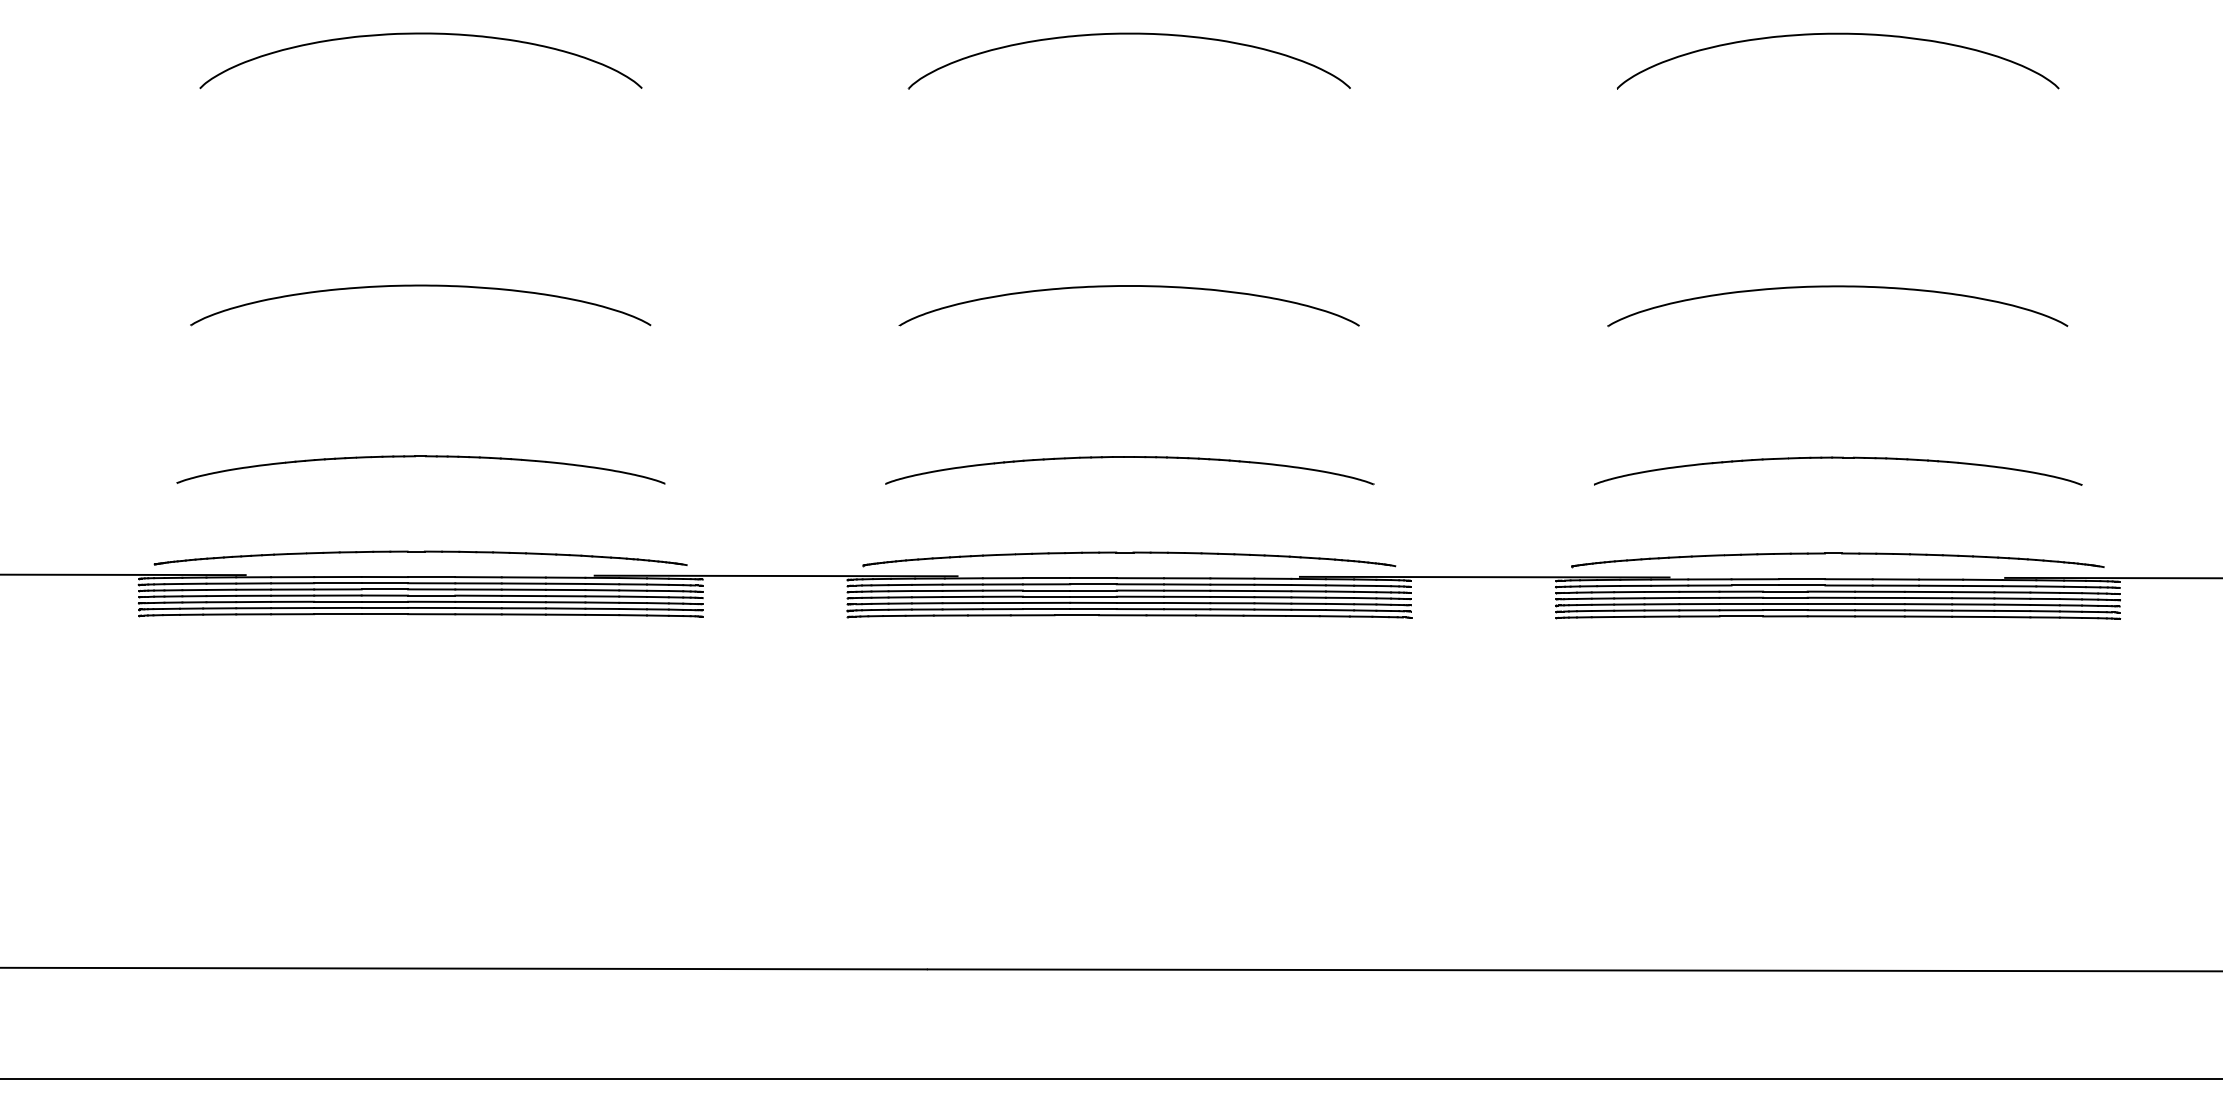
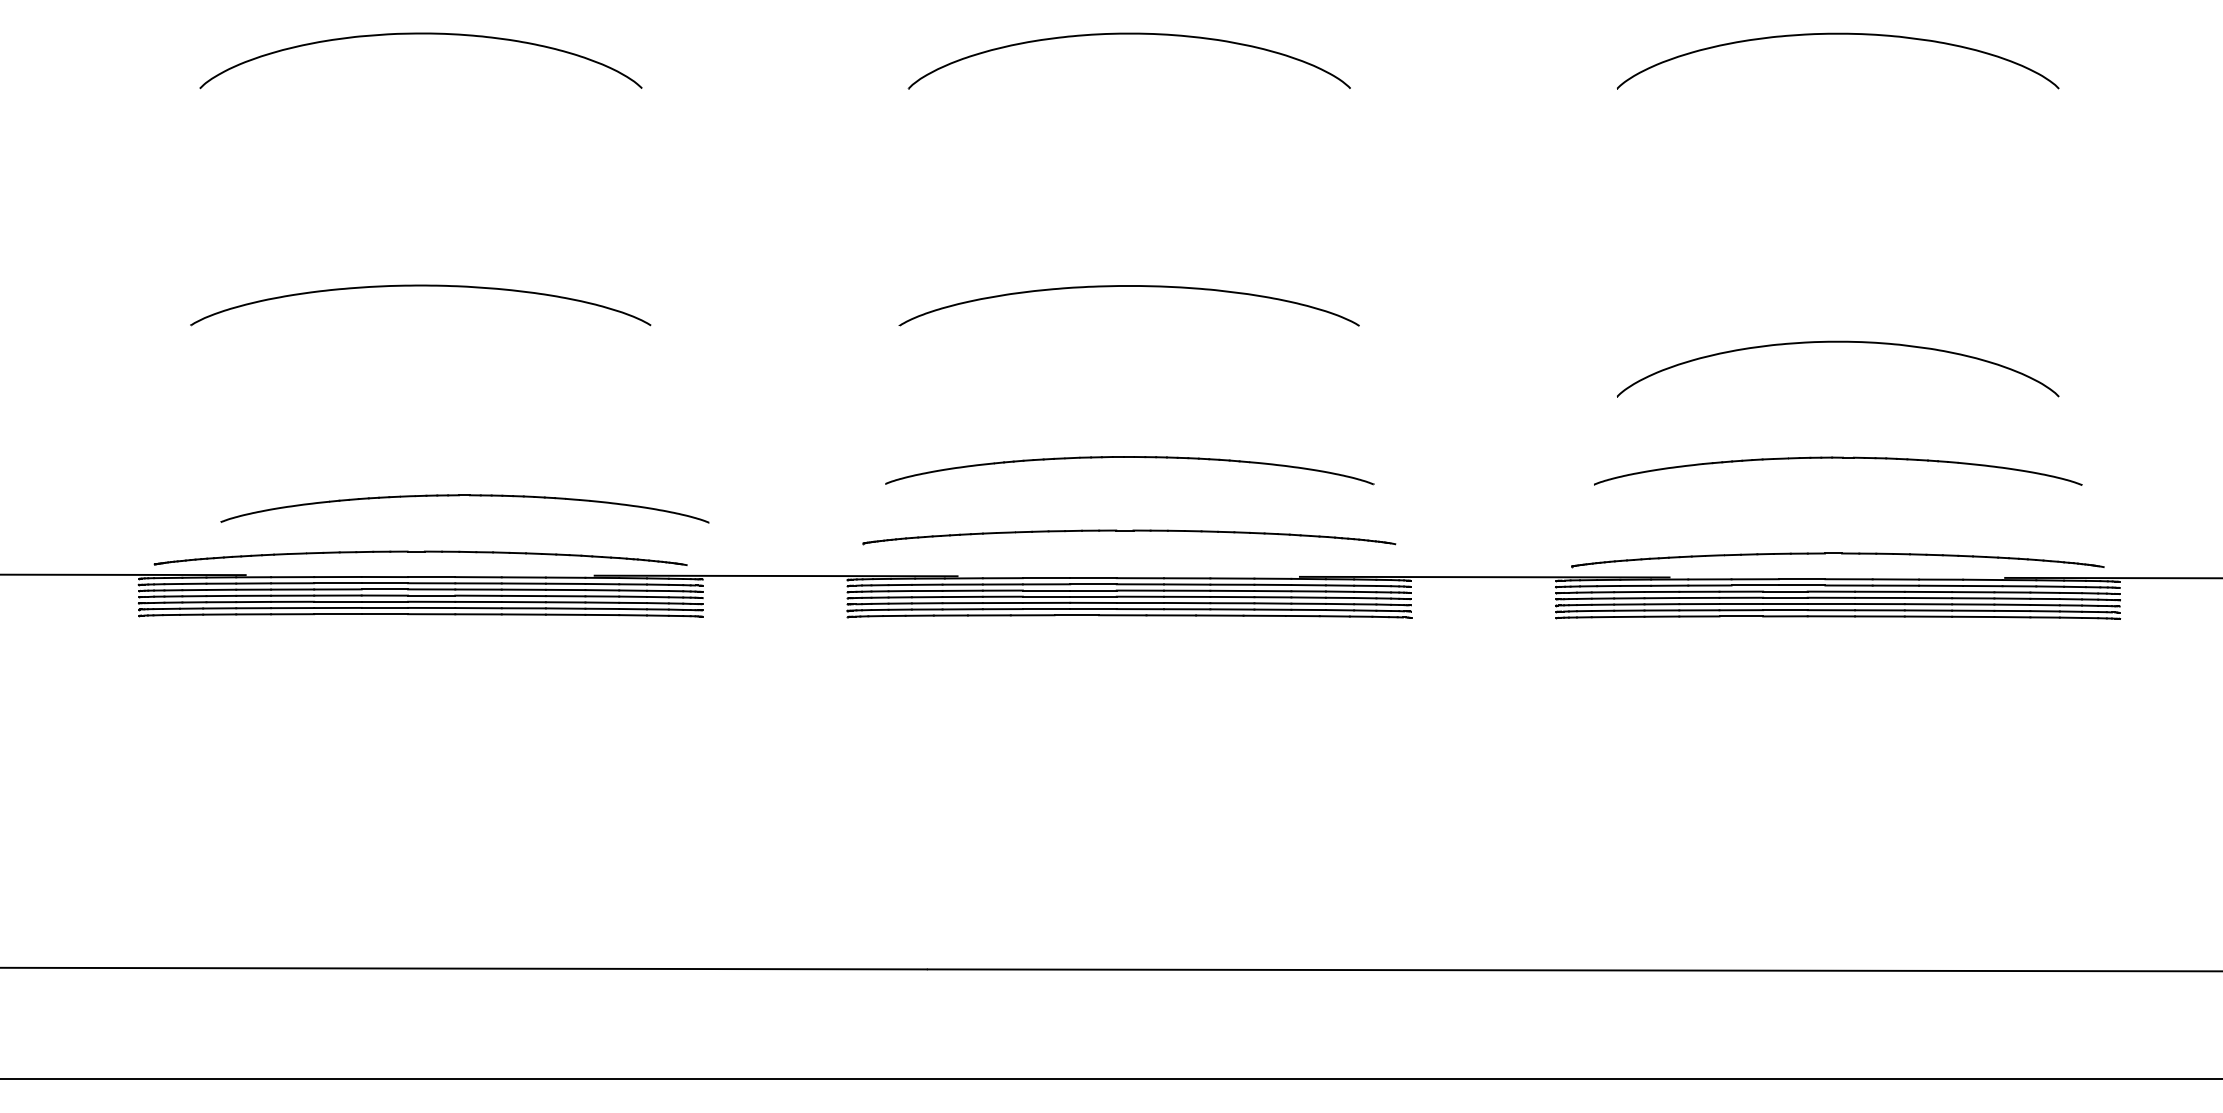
curve: present -> none (1837, 287)
curve: none -> present (1838, 342)
part position: (420, 456) -> (464, 495) (464, 495)
part position: (1129, 559) -> (1129, 537) (1129, 537)
